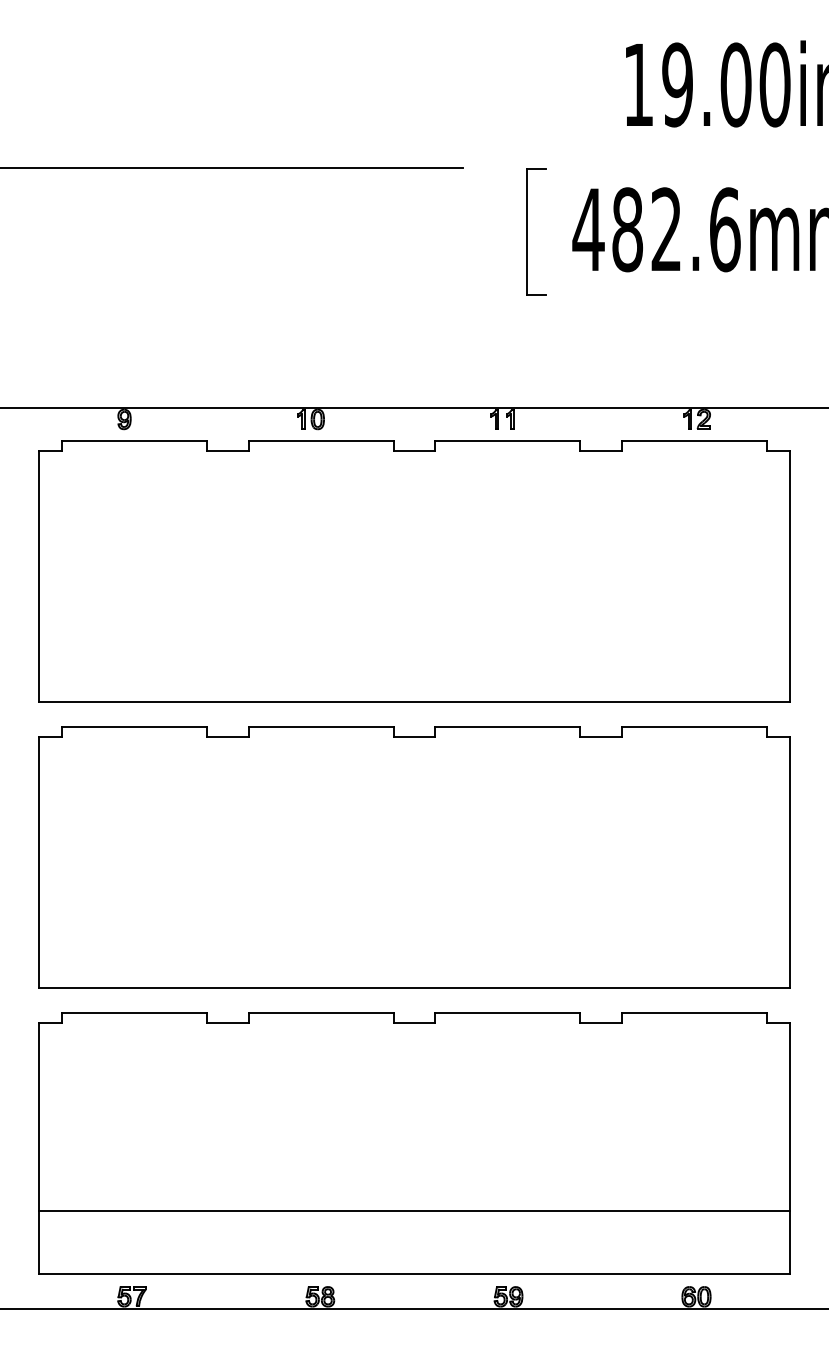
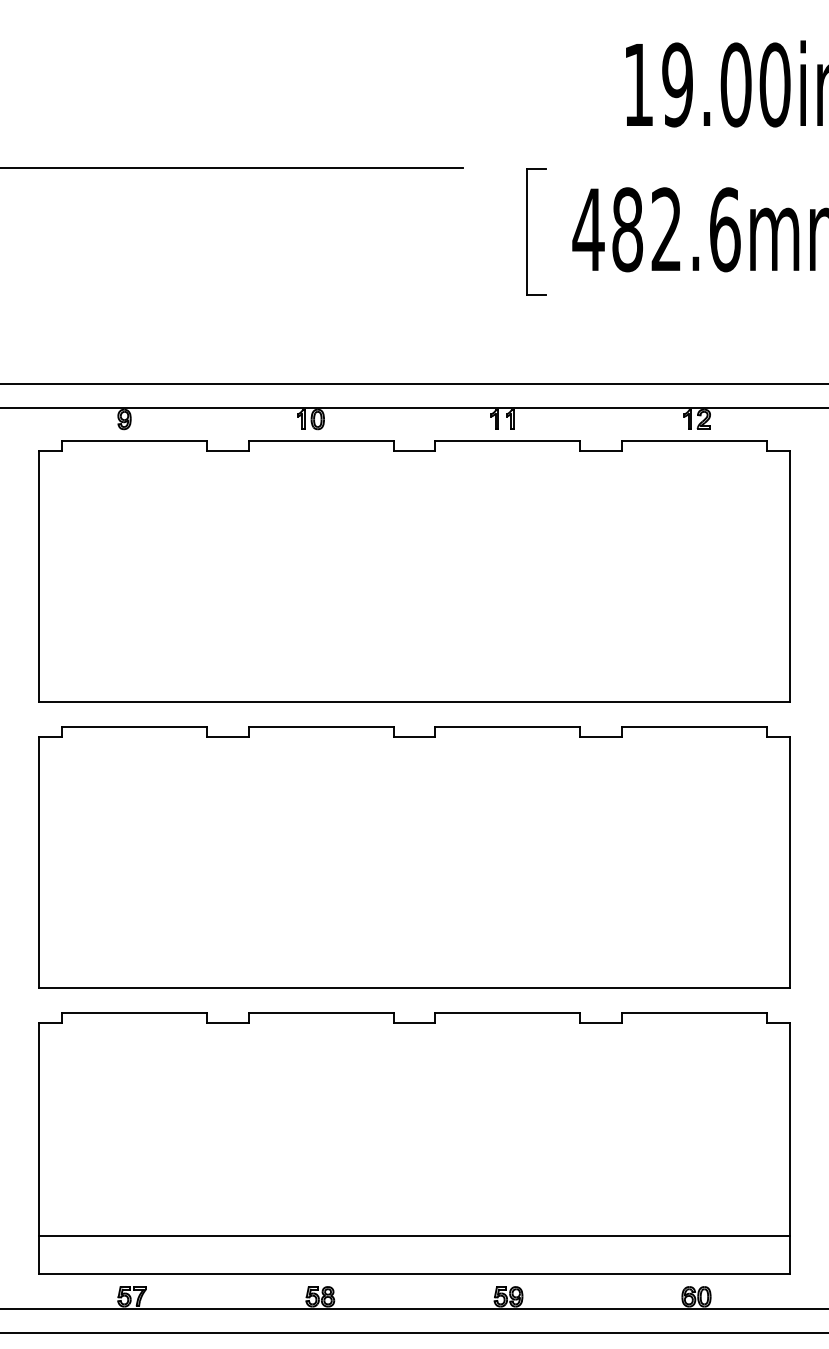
line: none -> present (413, 383)
line position: (414, 1211) -> (414, 1236) (414, 1236)
line: none -> present (413, 1333)
